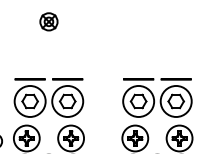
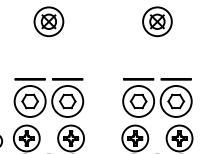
part size: 20x20 px -> 32x32 px (48, 21)
part: none -> present (157, 21)
